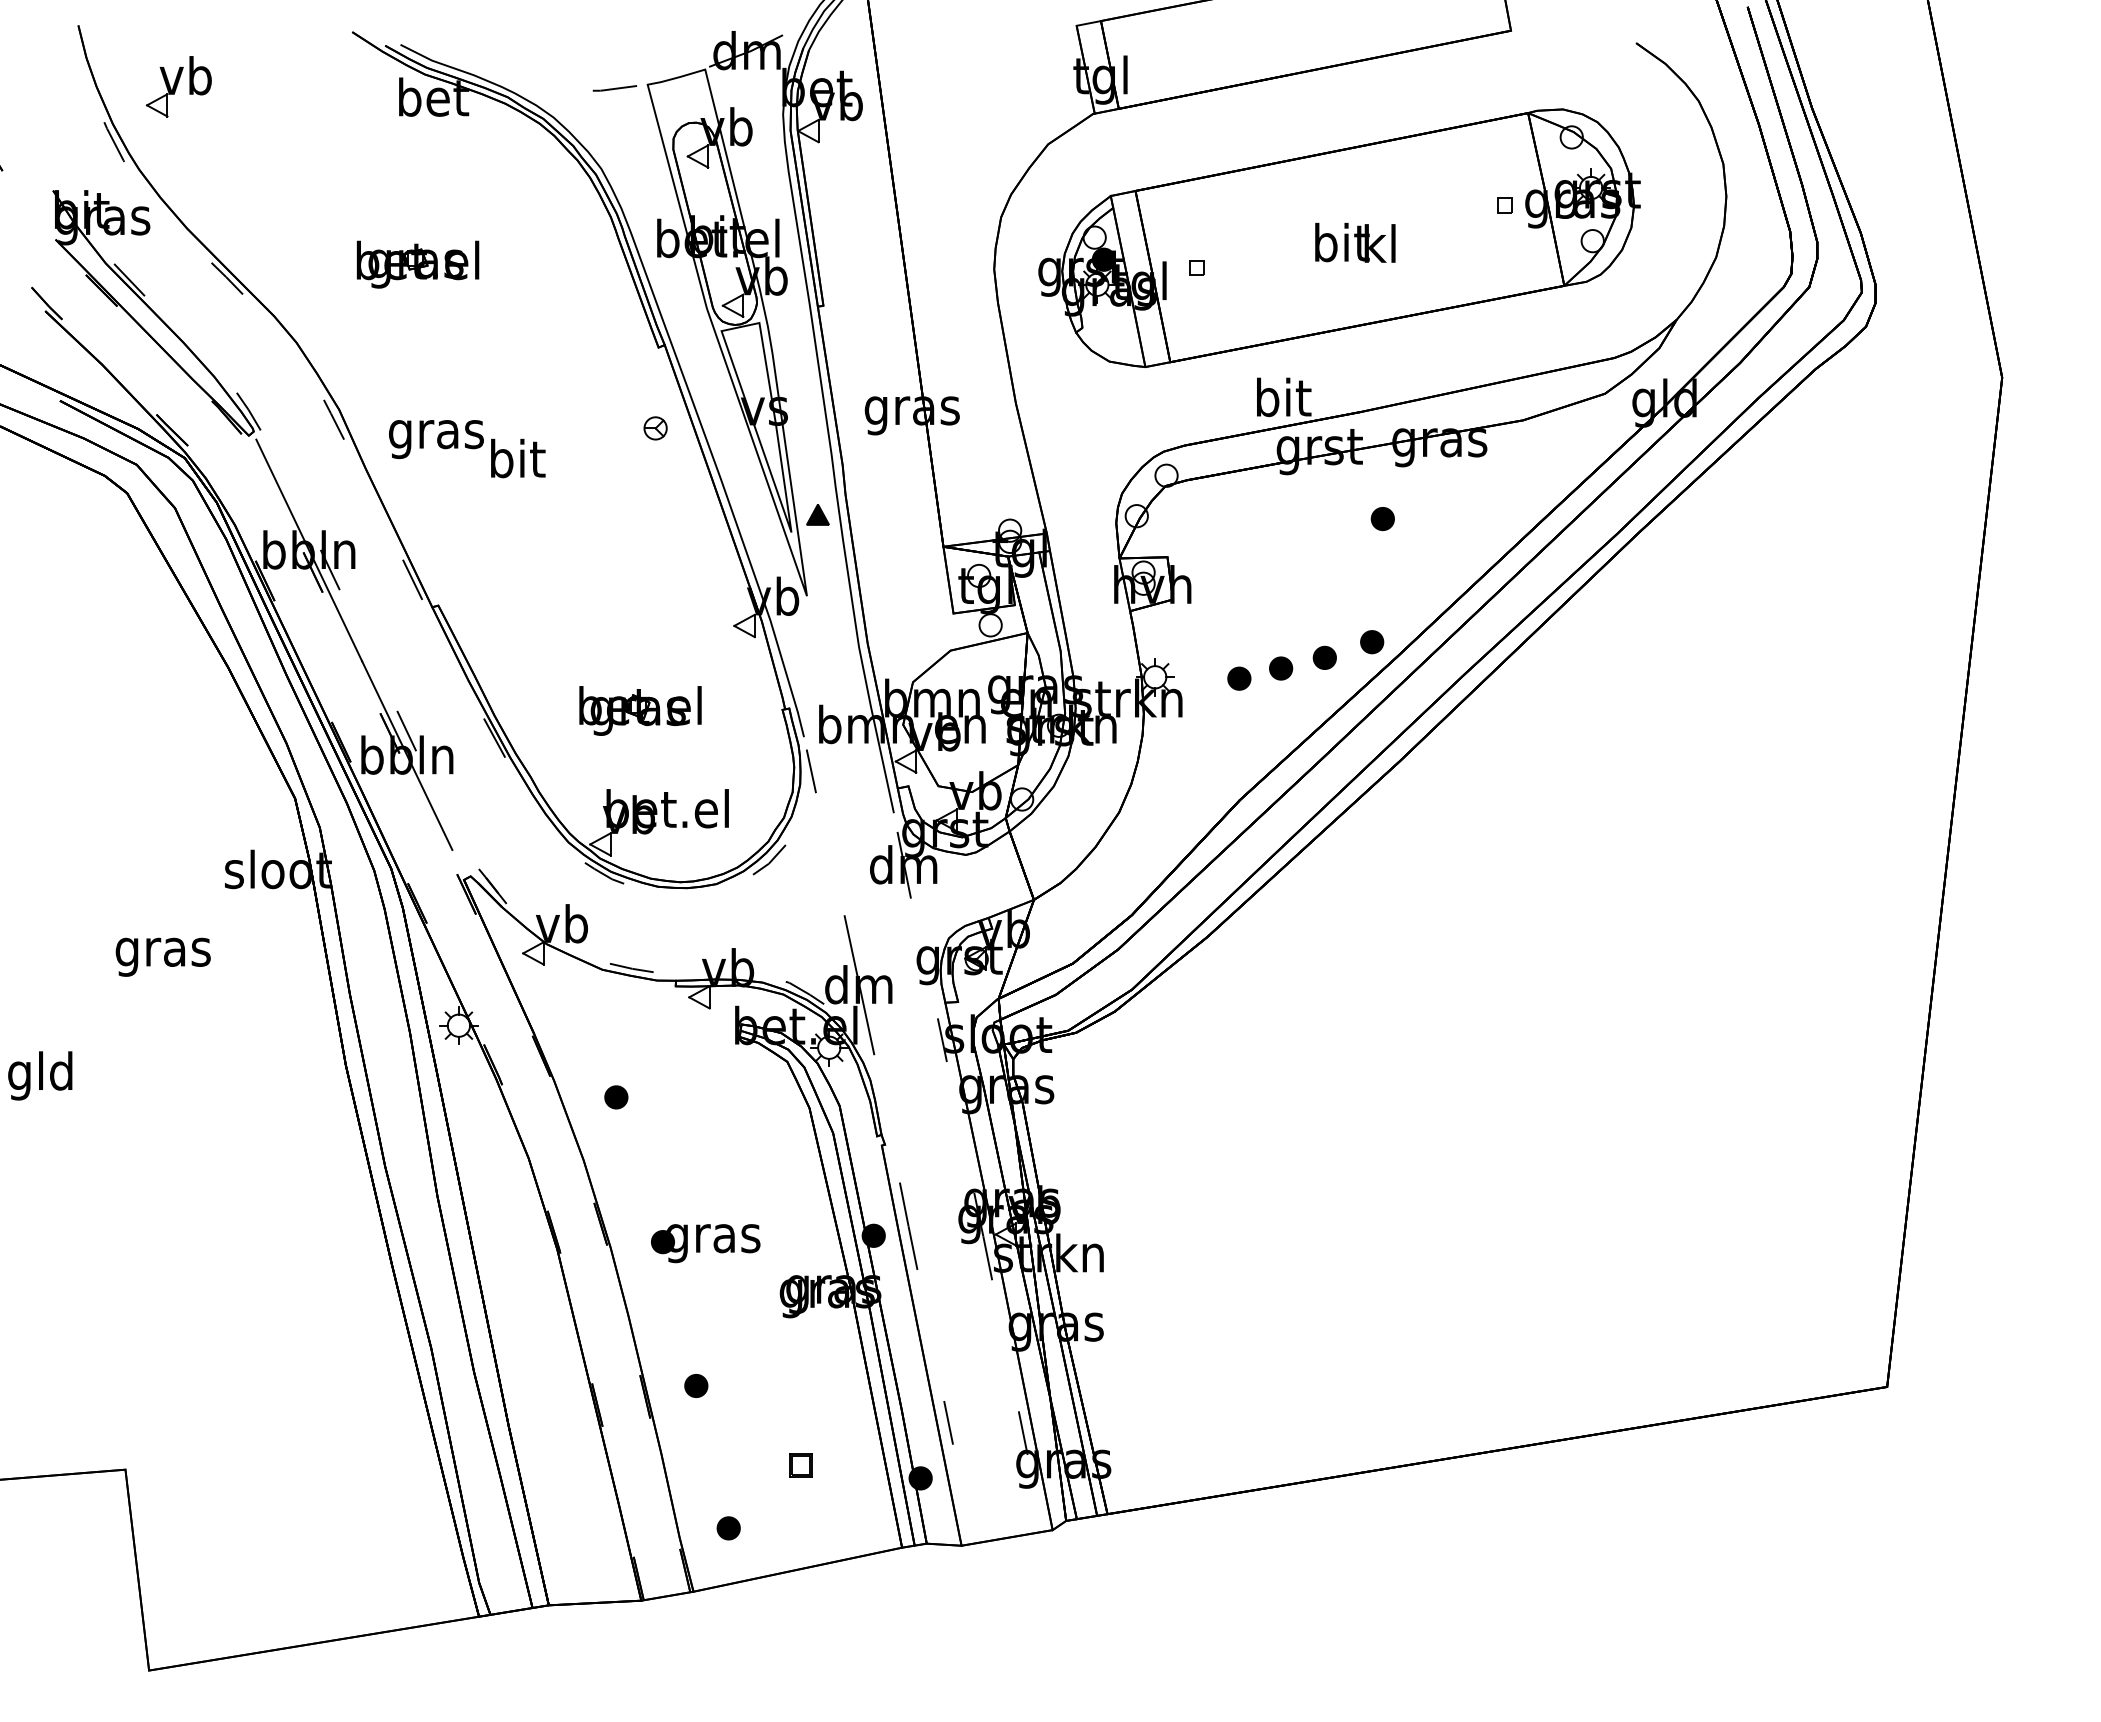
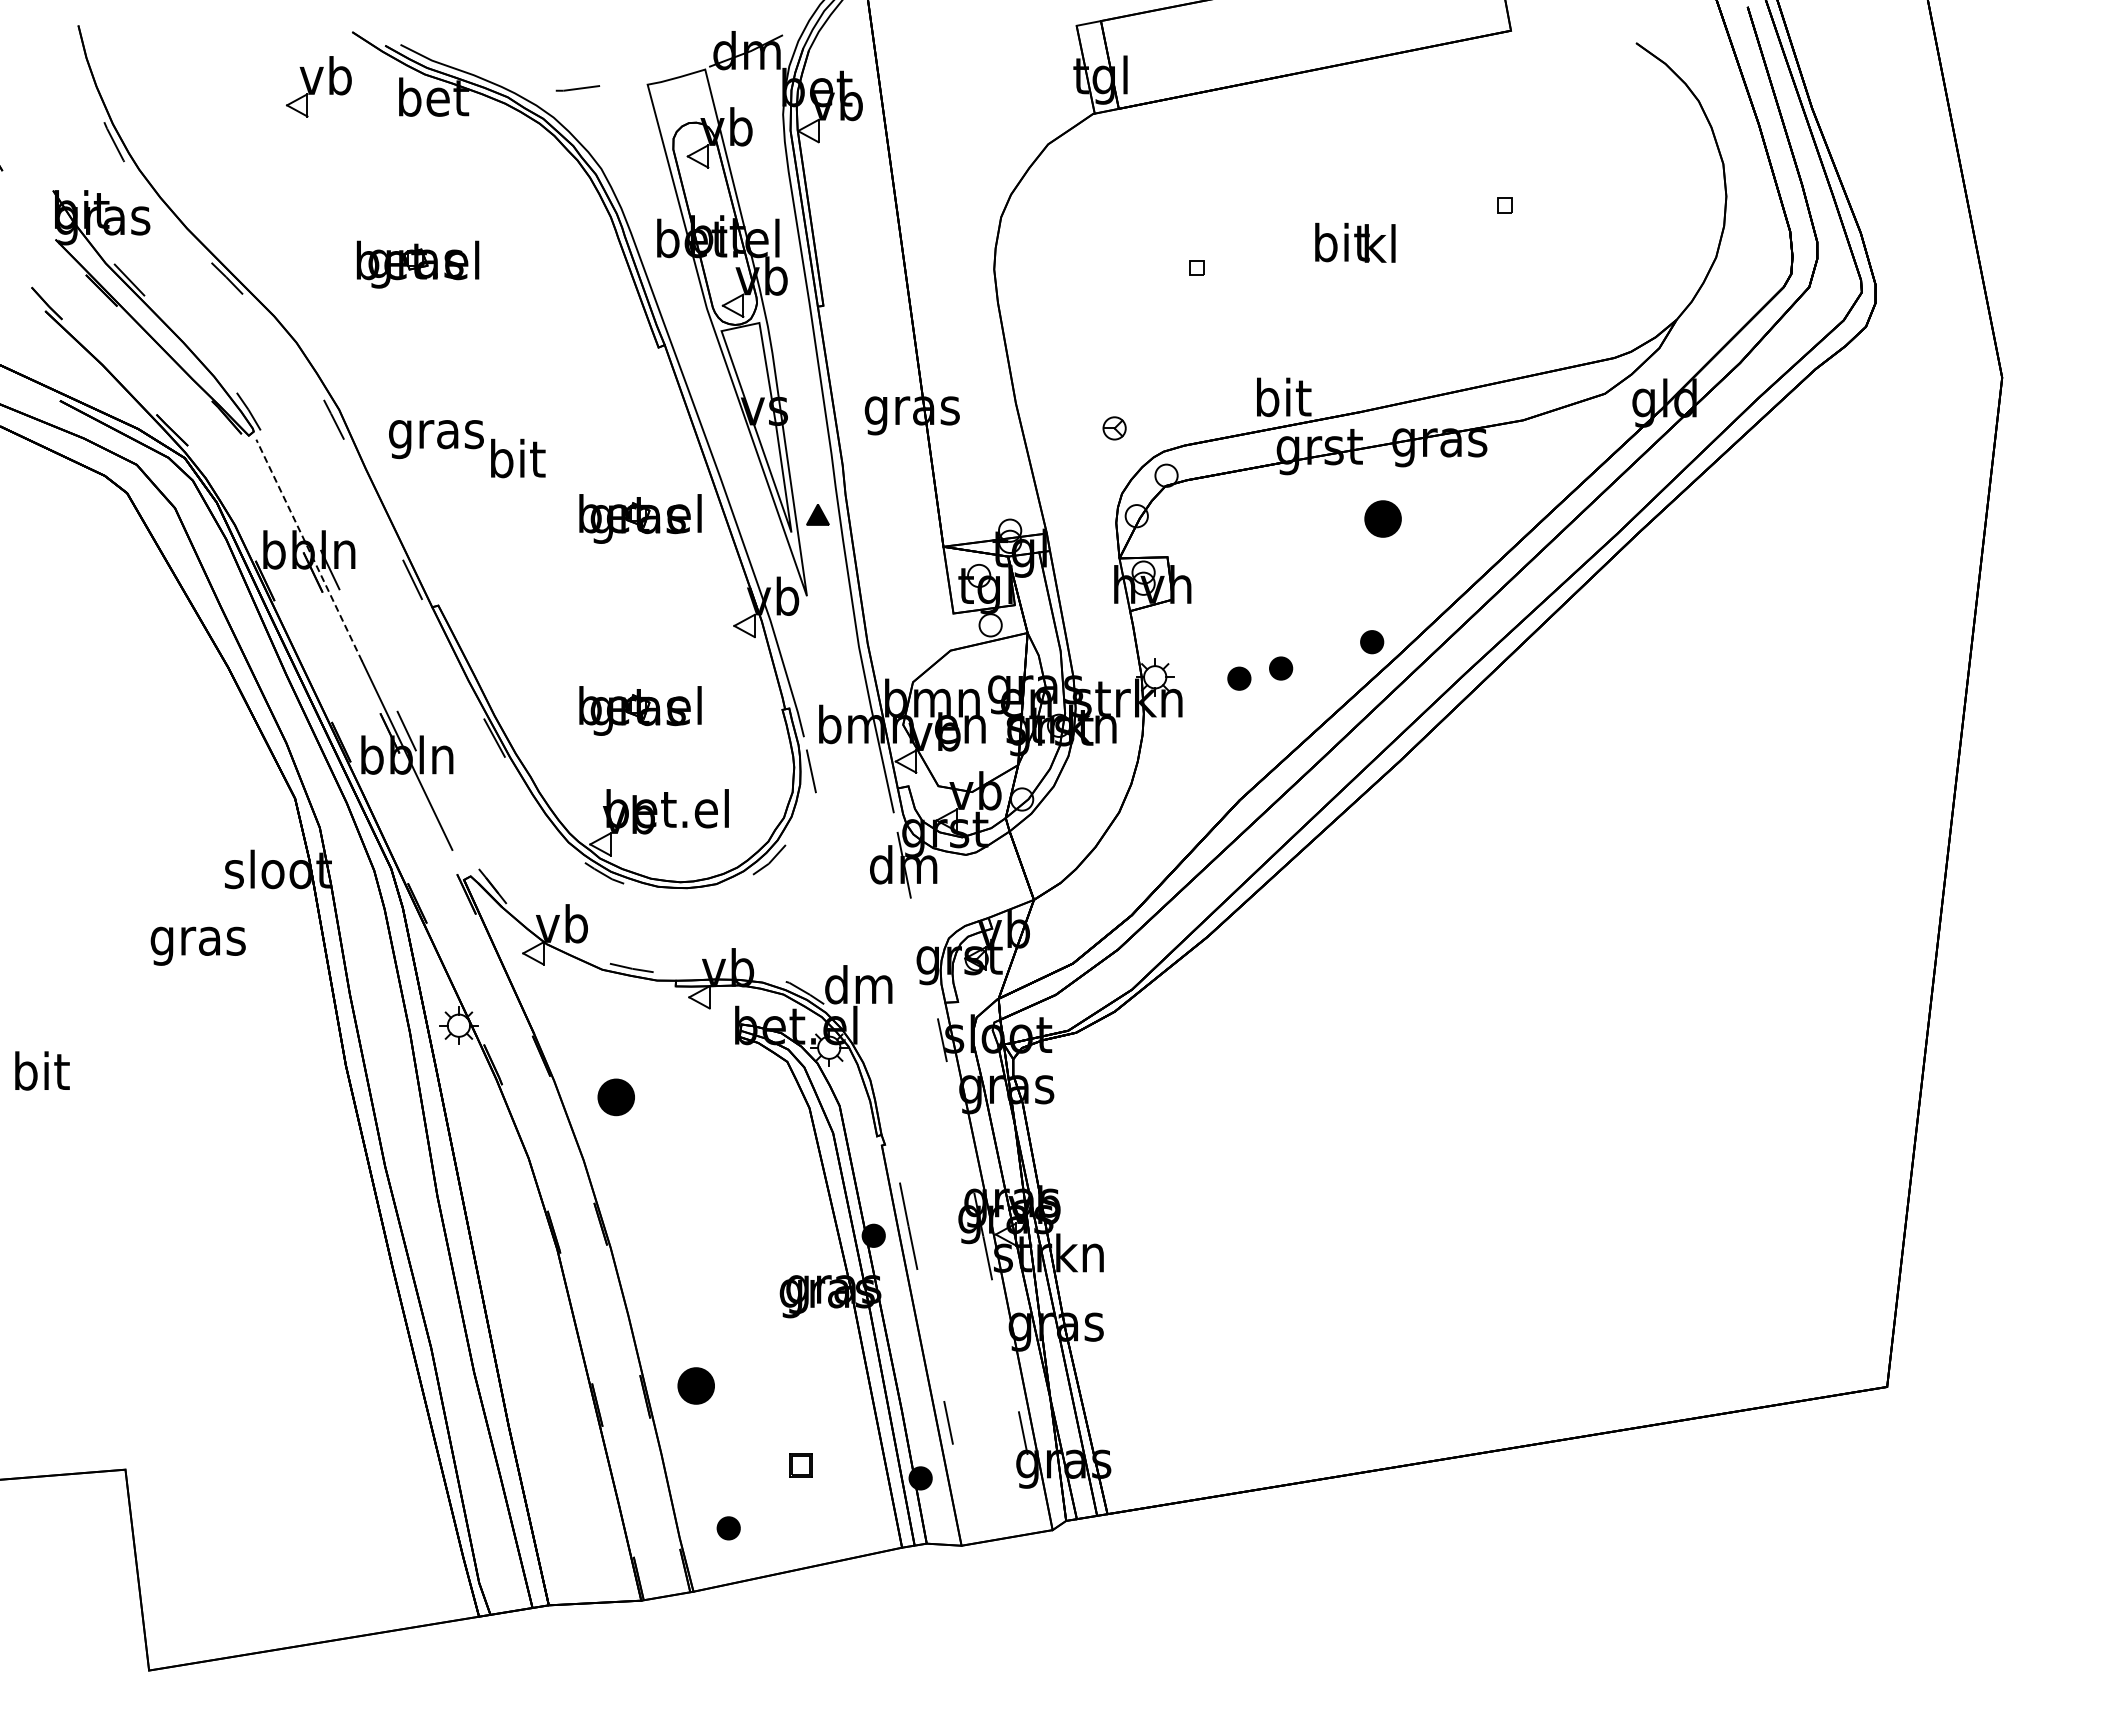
part position: (178, 86) -> (318, 86) (318, 86)
line position: (614, 88) -> (577, 88) (577, 88)
part: present -> none (1339, 237)
part position: (655, 428) -> (1114, 428) (1114, 428)
part: none -> present (640, 518)
part size: 25x24 px -> 38x38 px (1382, 518)
line: solid -> dashed (309, 550)
part: present -> none (1324, 657)
text position: (162, 956) -> (197, 945) (197, 945)
line: present -> none (859, 985)
text: gld -> bit (40, 1075)
part size: 25x25 px -> 38x39 px (615, 1097)
part: present -> none (705, 1243)
part size: 25x24 px -> 38x38 px (695, 1385)
